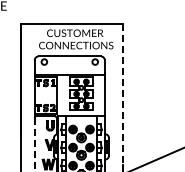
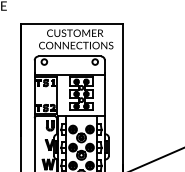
line: dashed -> solid (123, 97)
line: dashed -> solid (34, 144)
